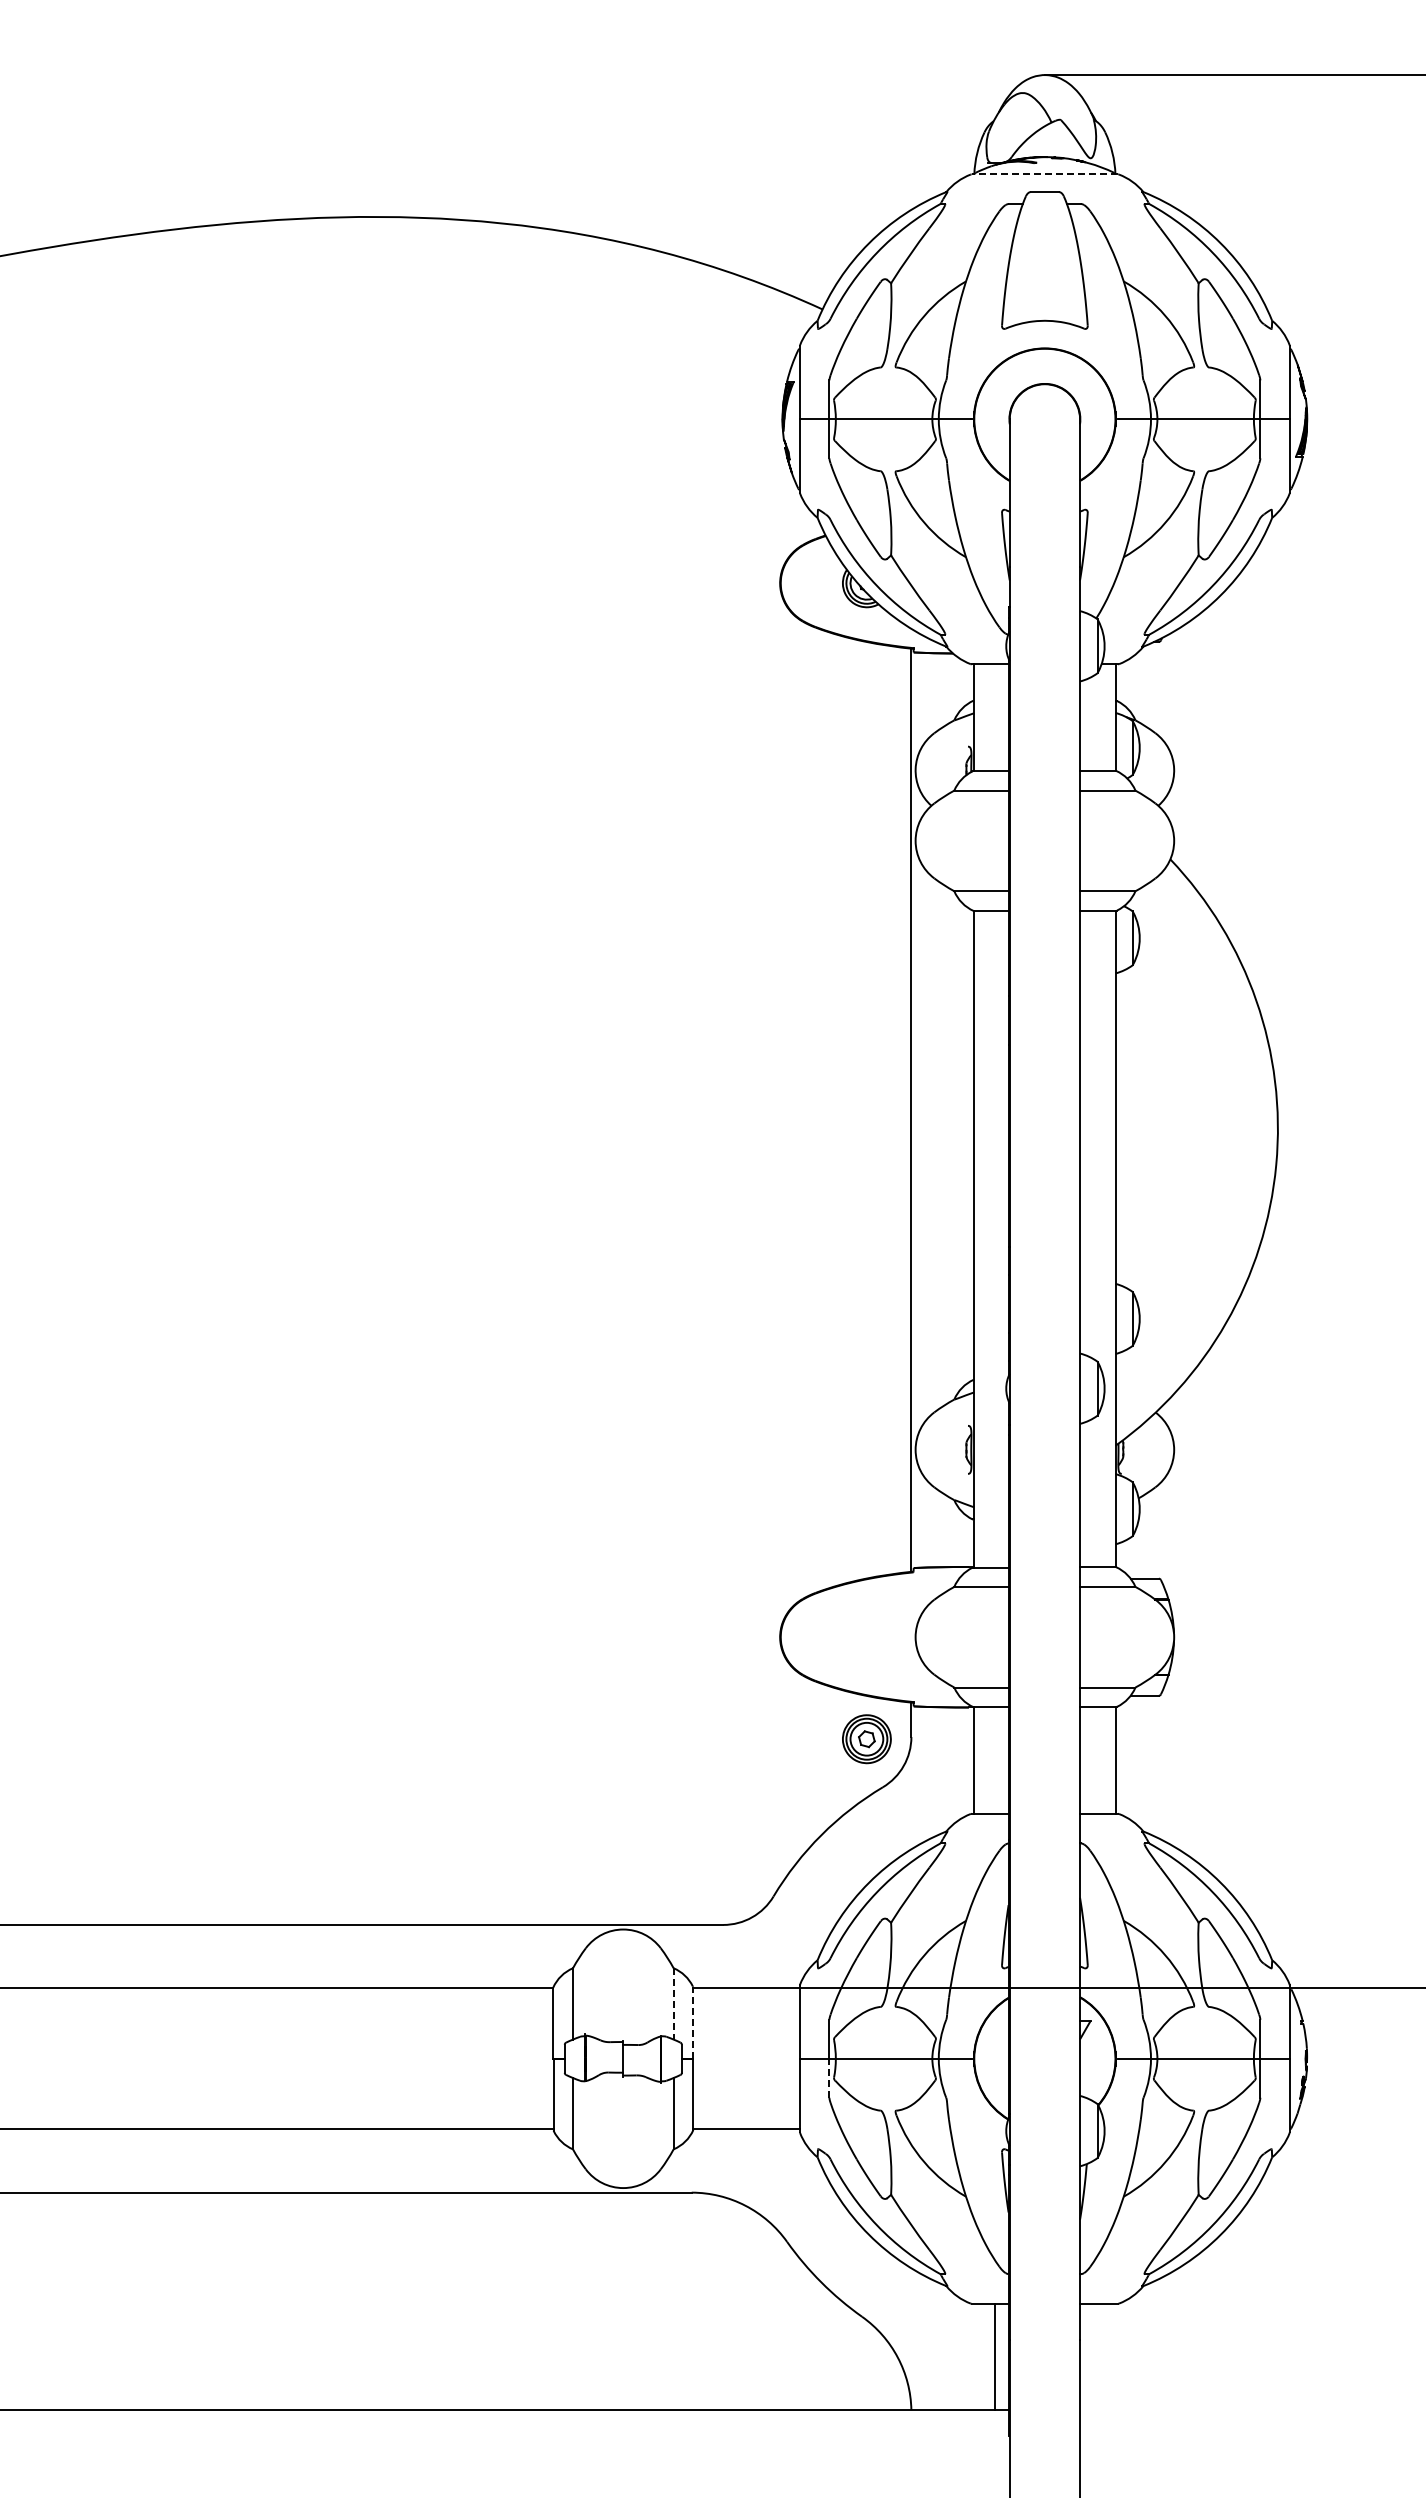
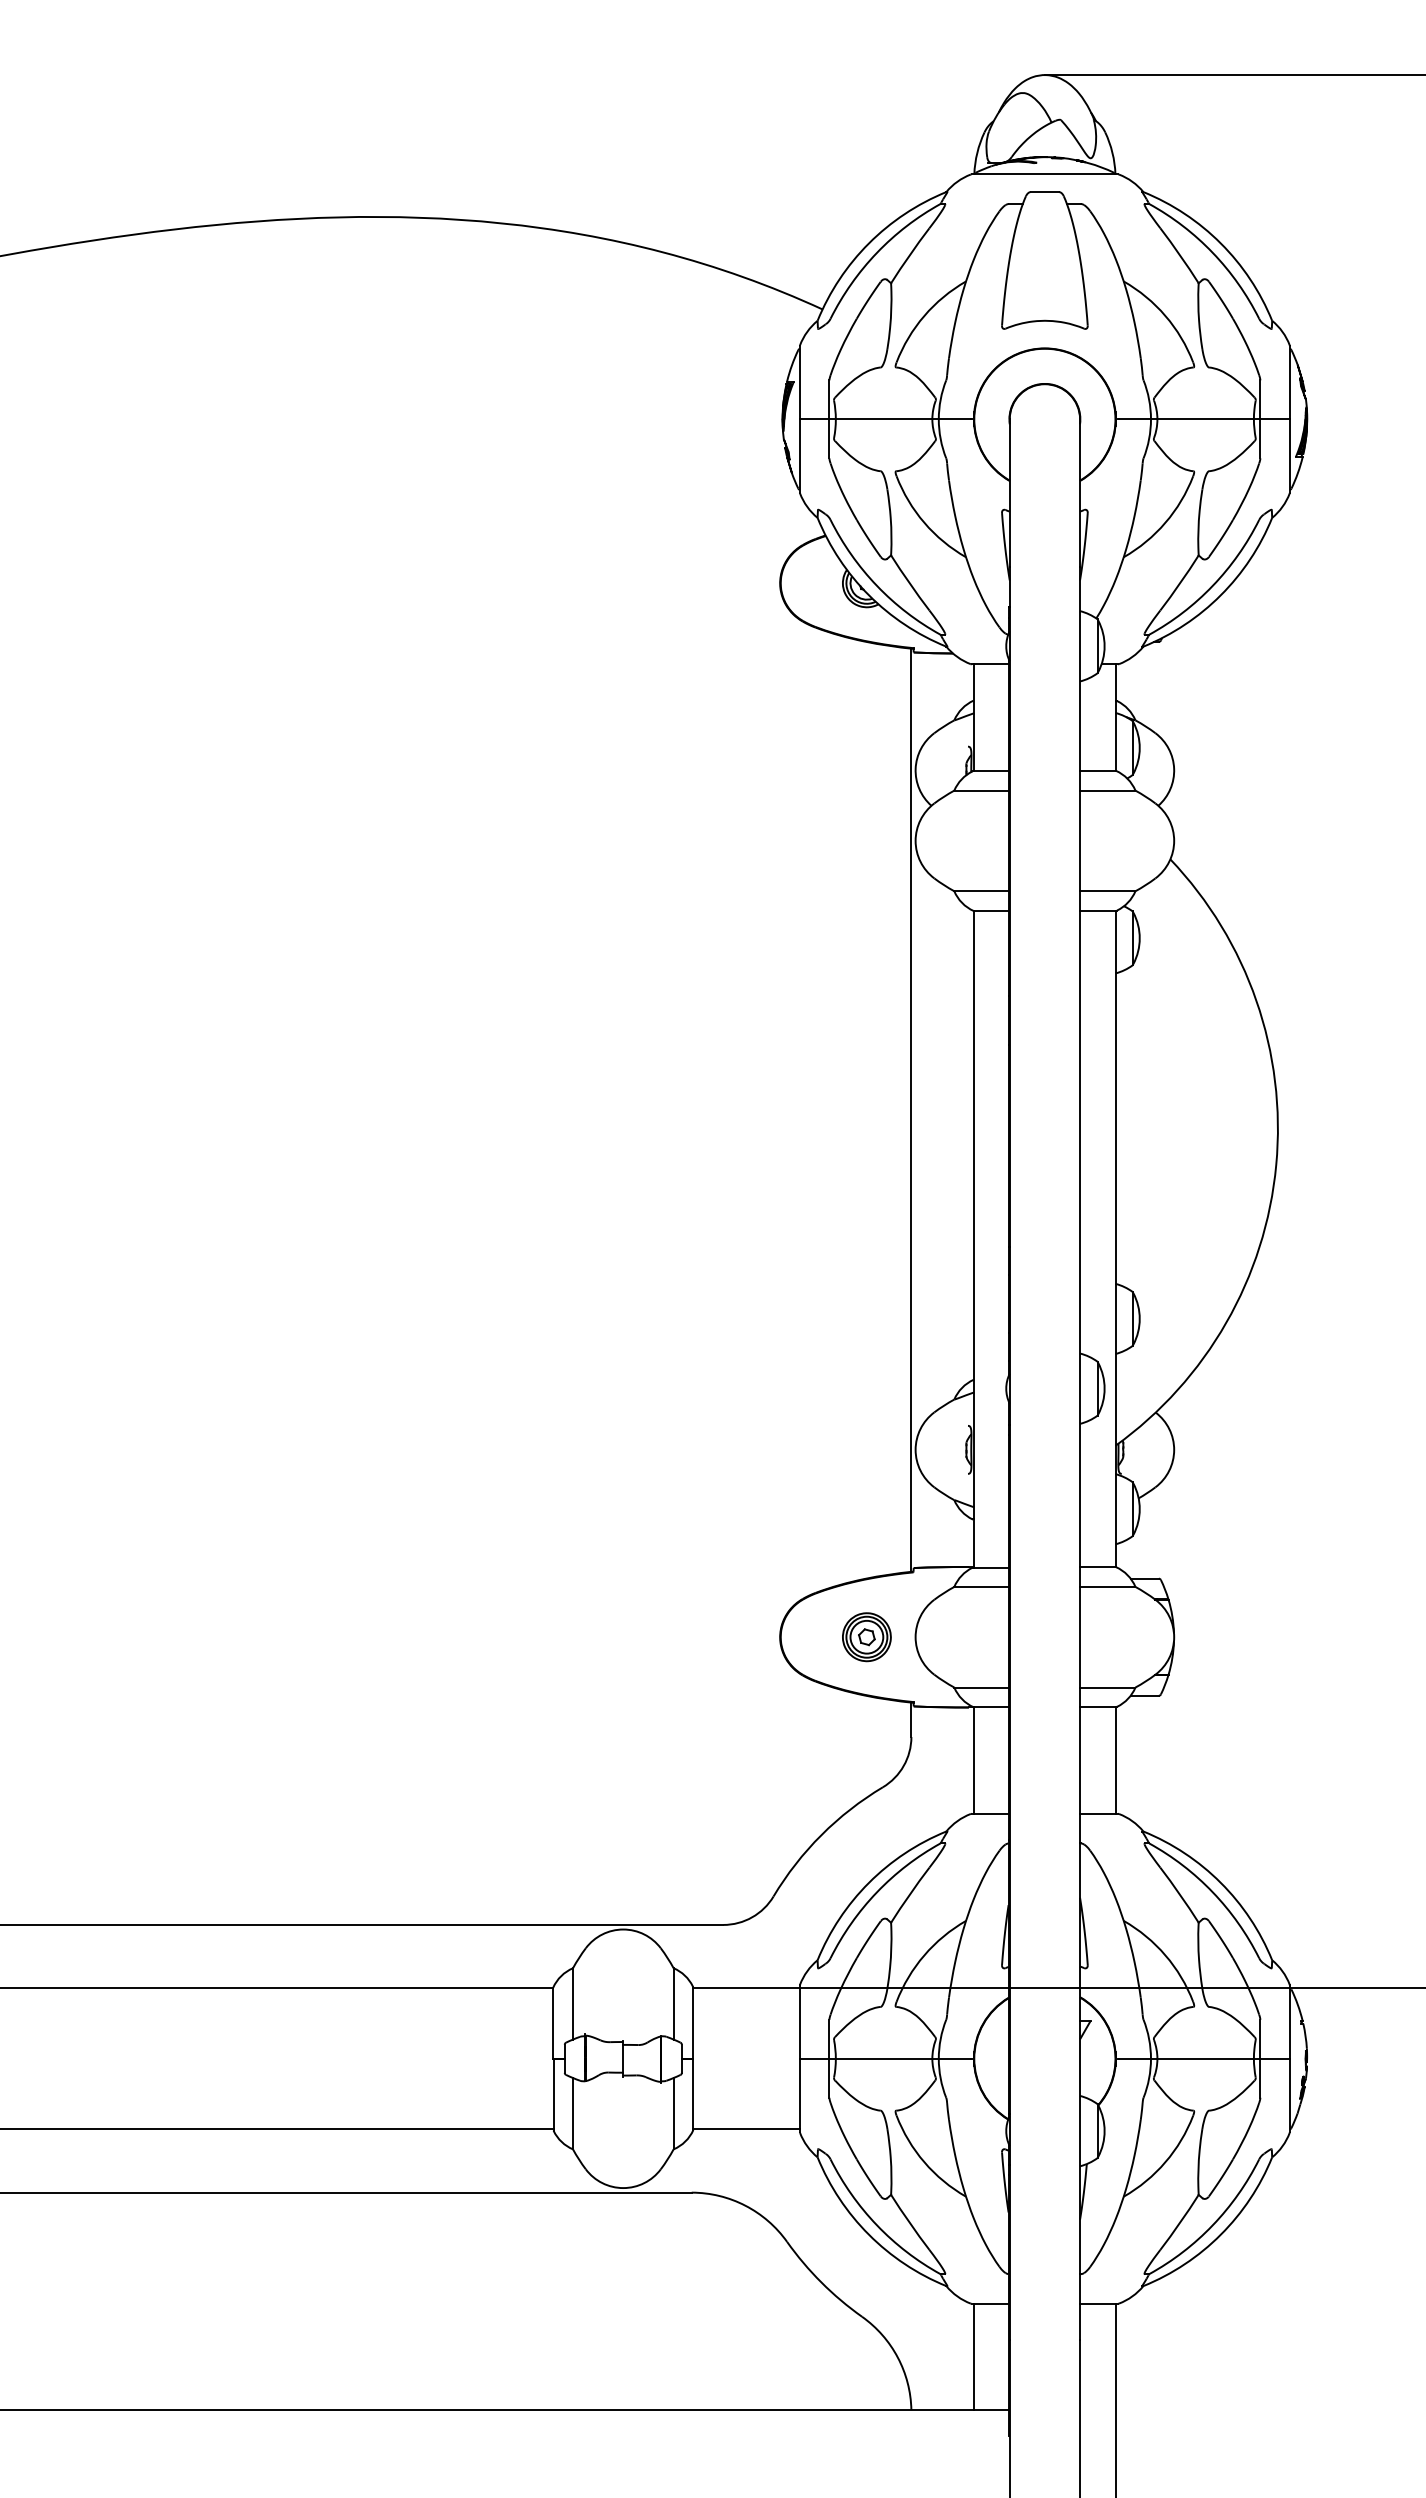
line: dashed -> solid (1044, 174)
part position: (866, 1739) -> (866, 1637) (866, 1637)
line: dashed -> solid (673, 2003)
line: dashed -> solid (692, 2022)
line: dashed -> solid (829, 2077)
line position: (995, 2356) -> (974, 2356) (974, 2356)
line: none -> present (1115, 2398)
